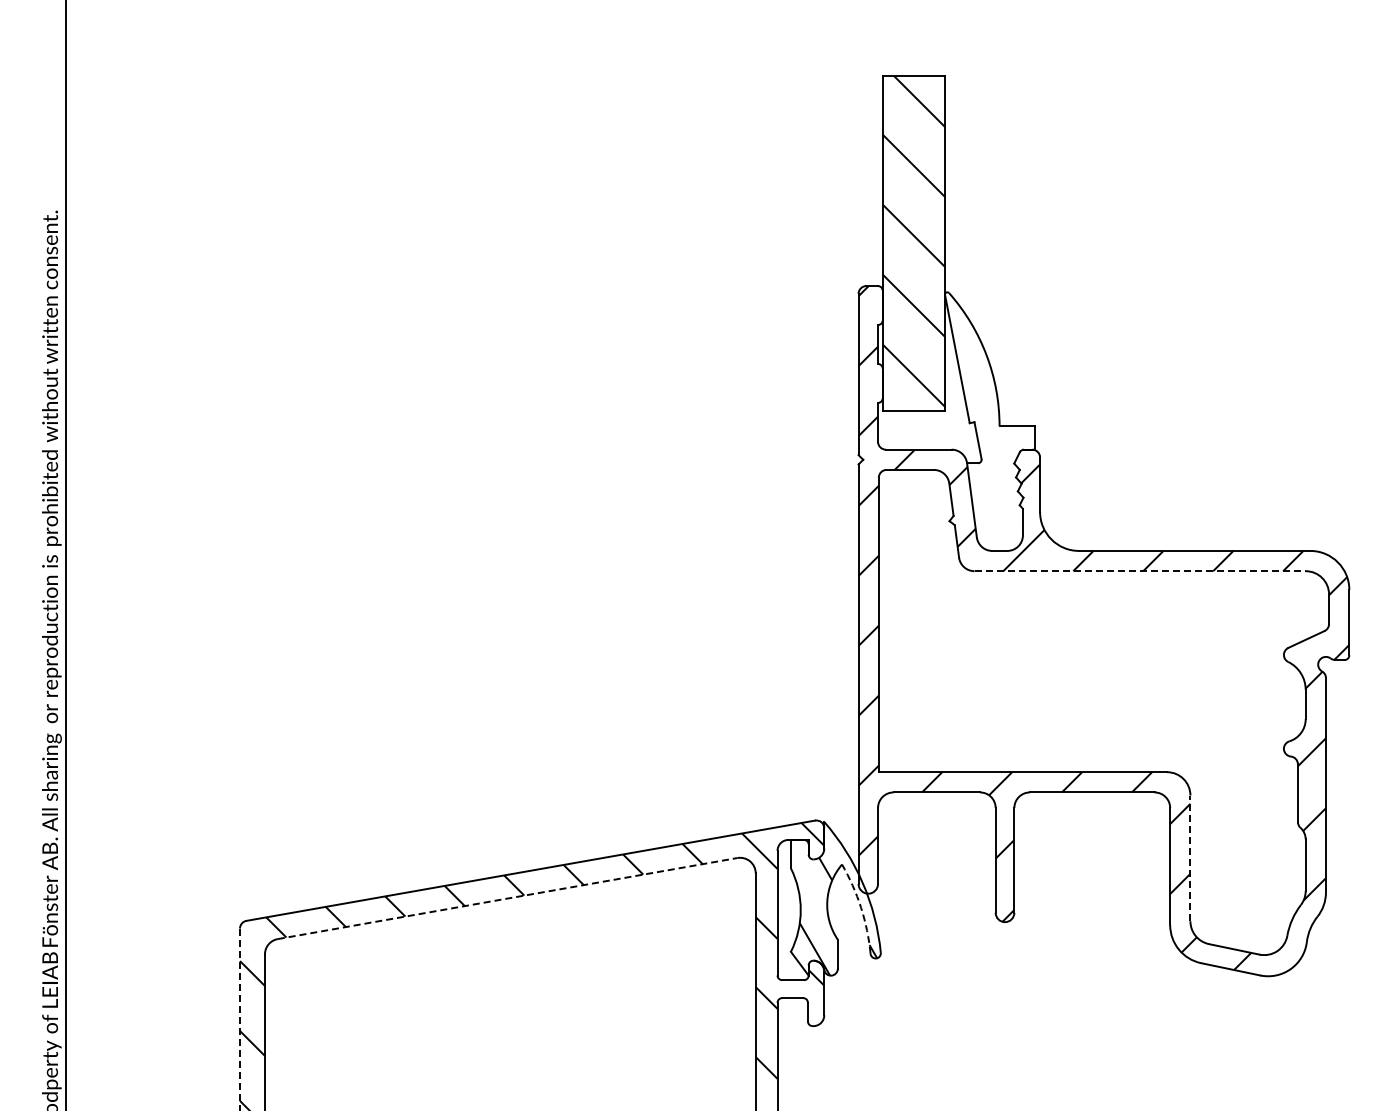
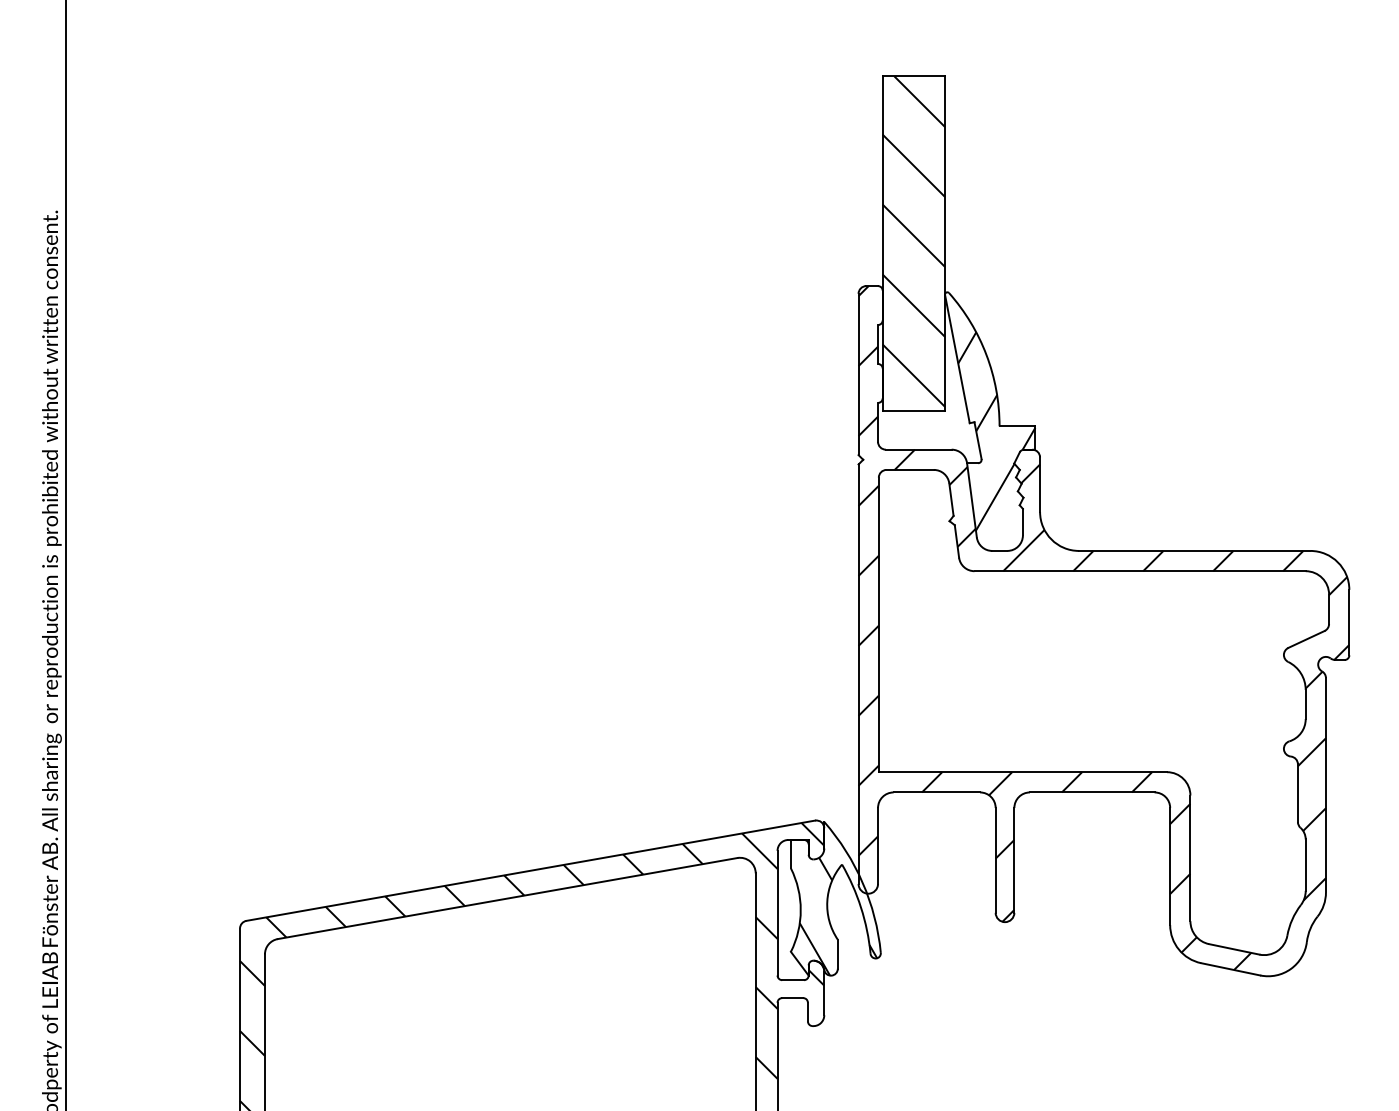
hatch: none -> present (996, 431)
line: dashed -> solid (1140, 571)
line: dashed -> solid (1190, 858)
line: dashed -> solid (508, 898)
arc: dashed -> solid (861, 907)
line: dashed -> solid (240, 1019)
